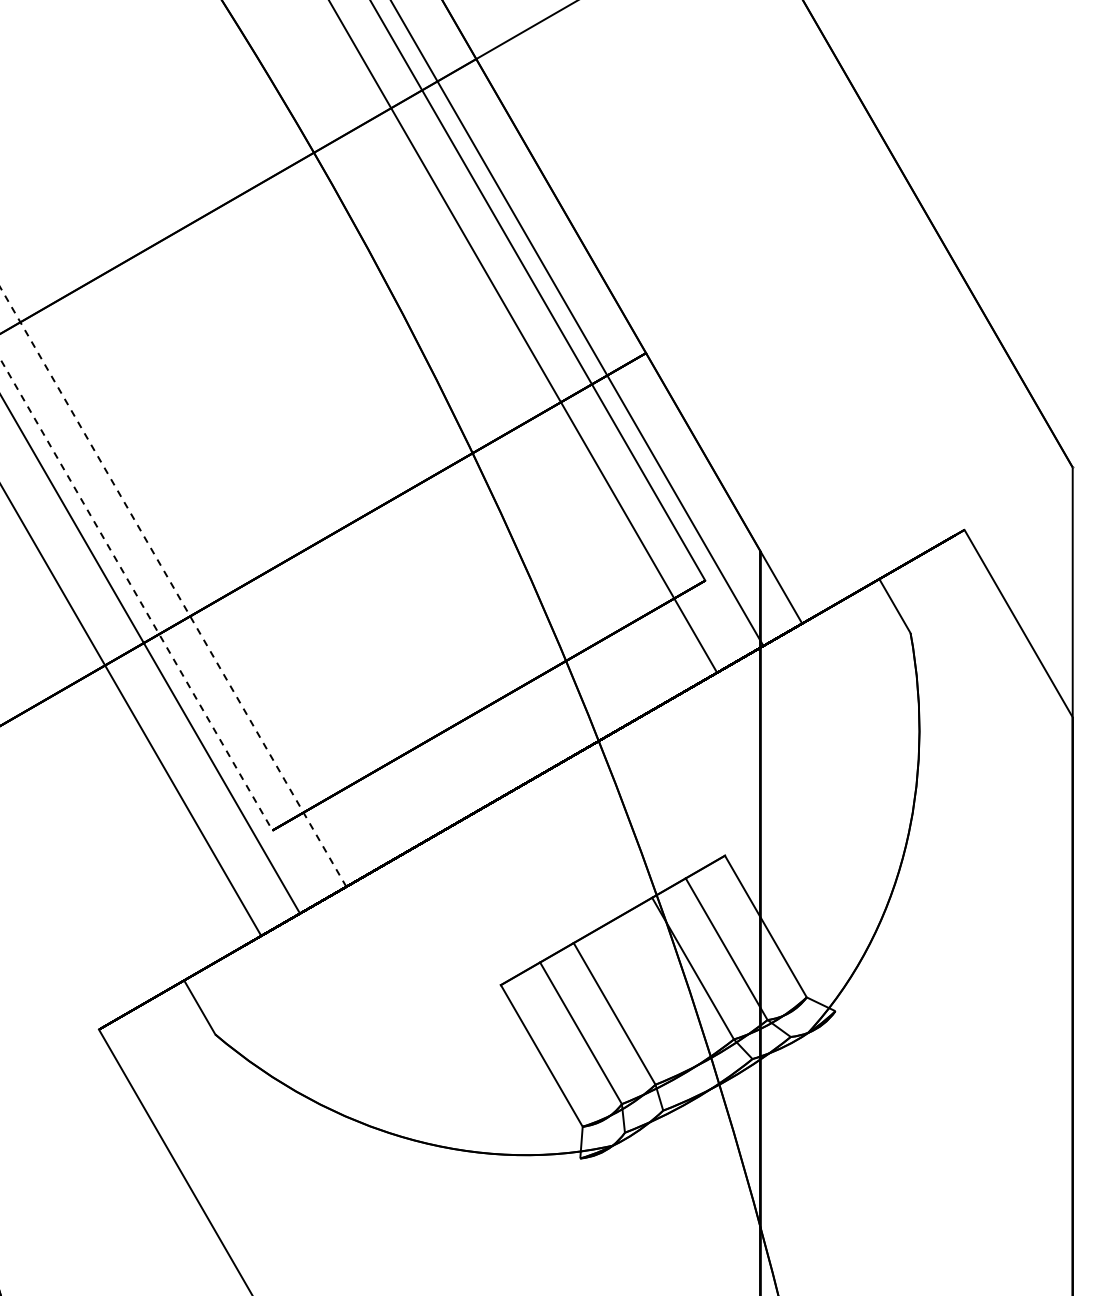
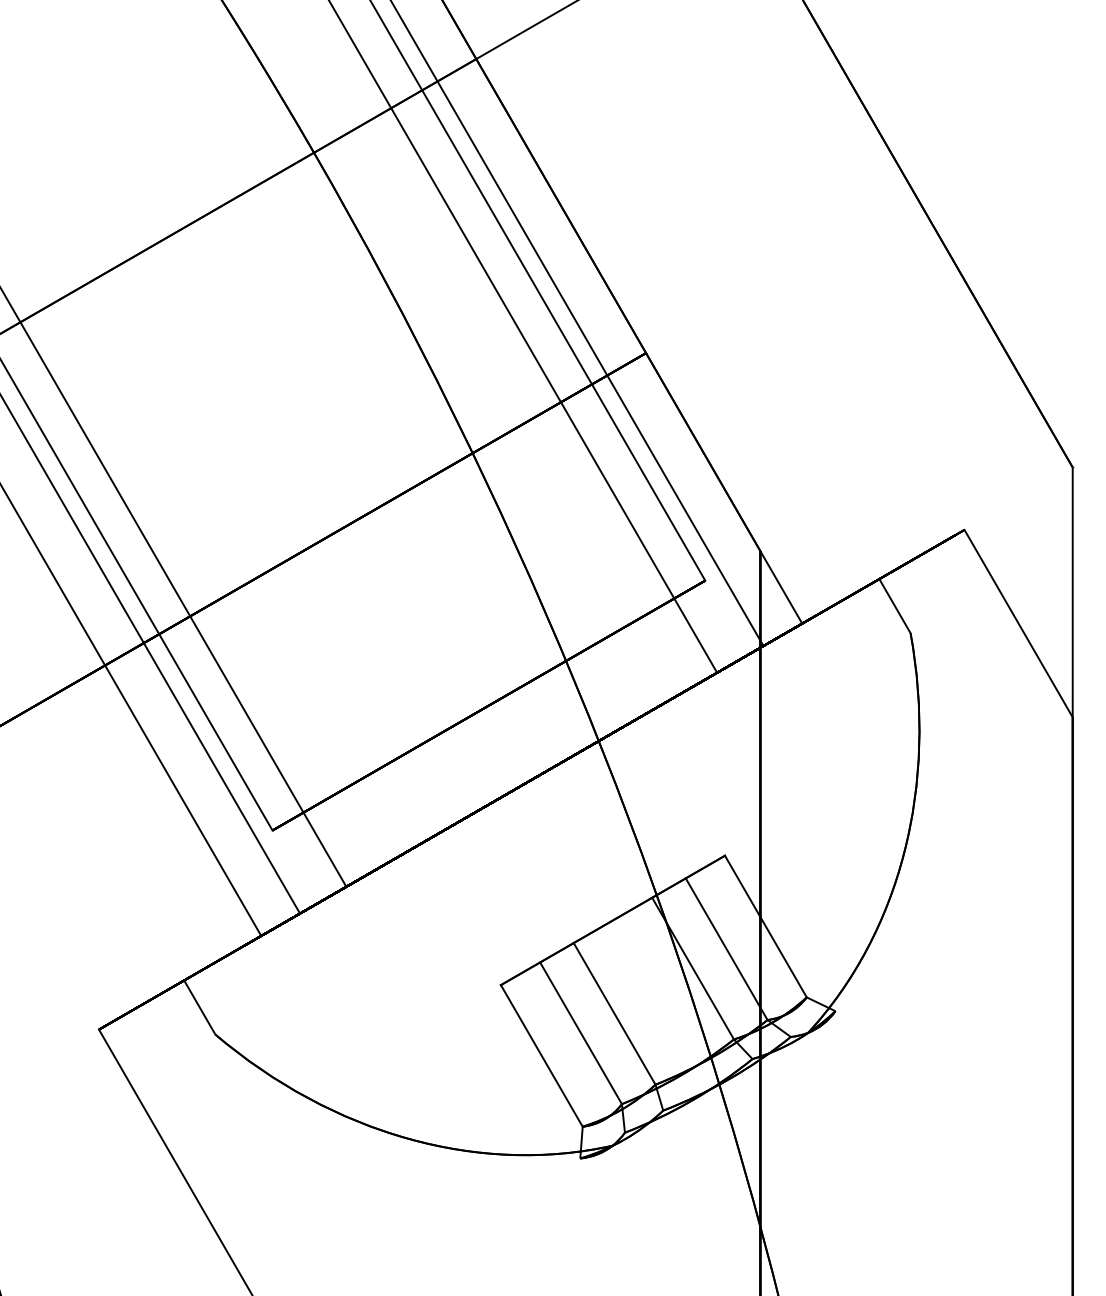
line: dashed -> solid (173, 587)
line: dashed -> solid (136, 595)
